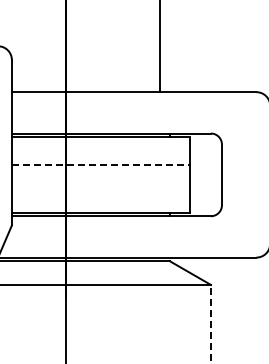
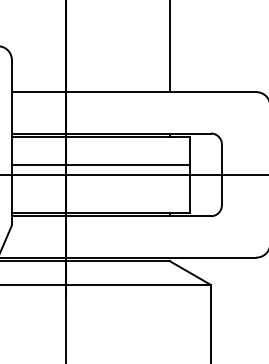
line position: (159, 47) -> (169, 47) (169, 47)
line: dashed -> solid (101, 164)
line: none -> present (133, 174)
line: dashed -> solid (210, 323)
